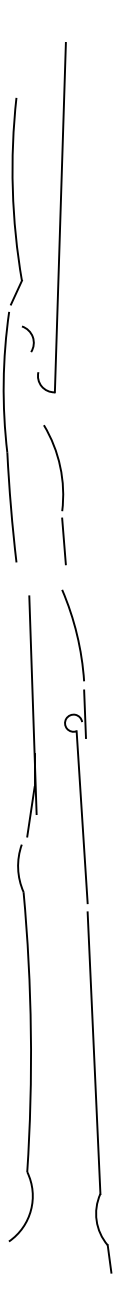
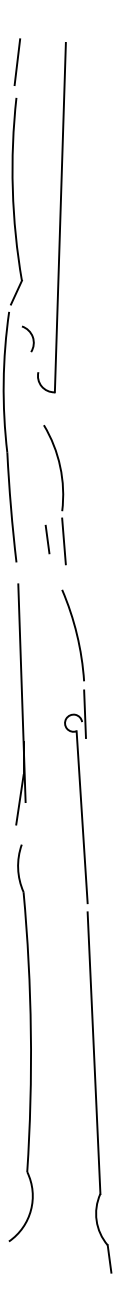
line: none -> present (17, 62)
line: none -> present (47, 539)
part position: (31, 716) -> (20, 704) (20, 704)
